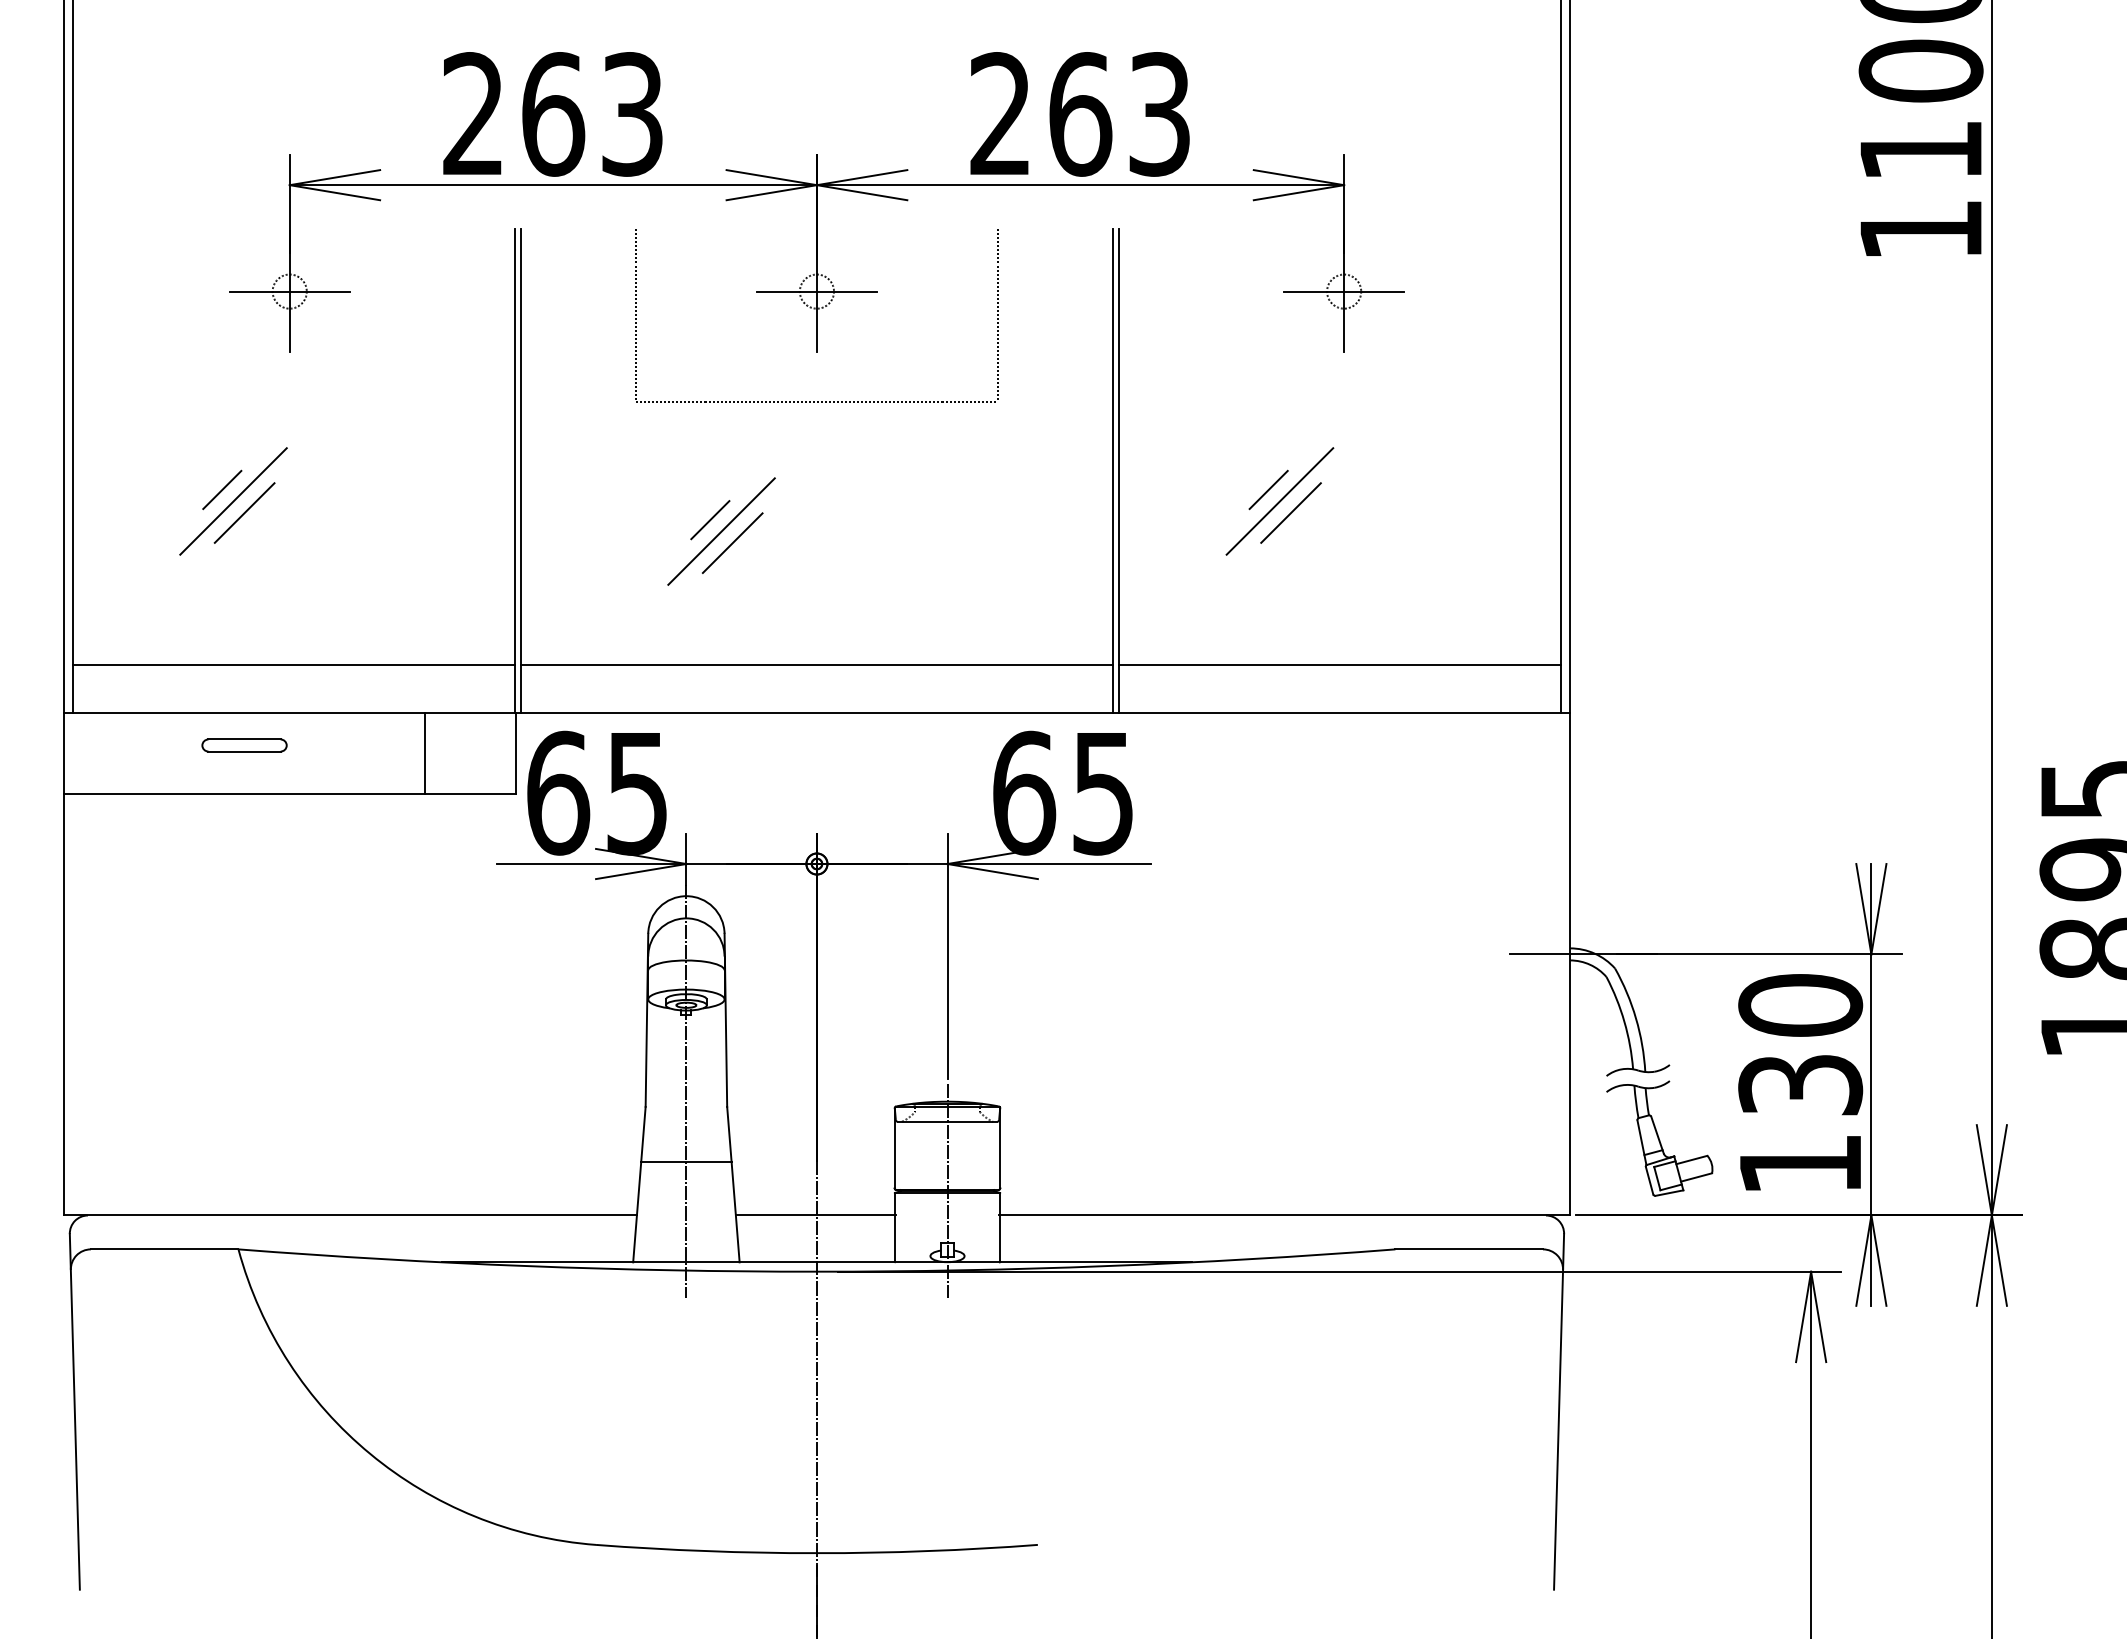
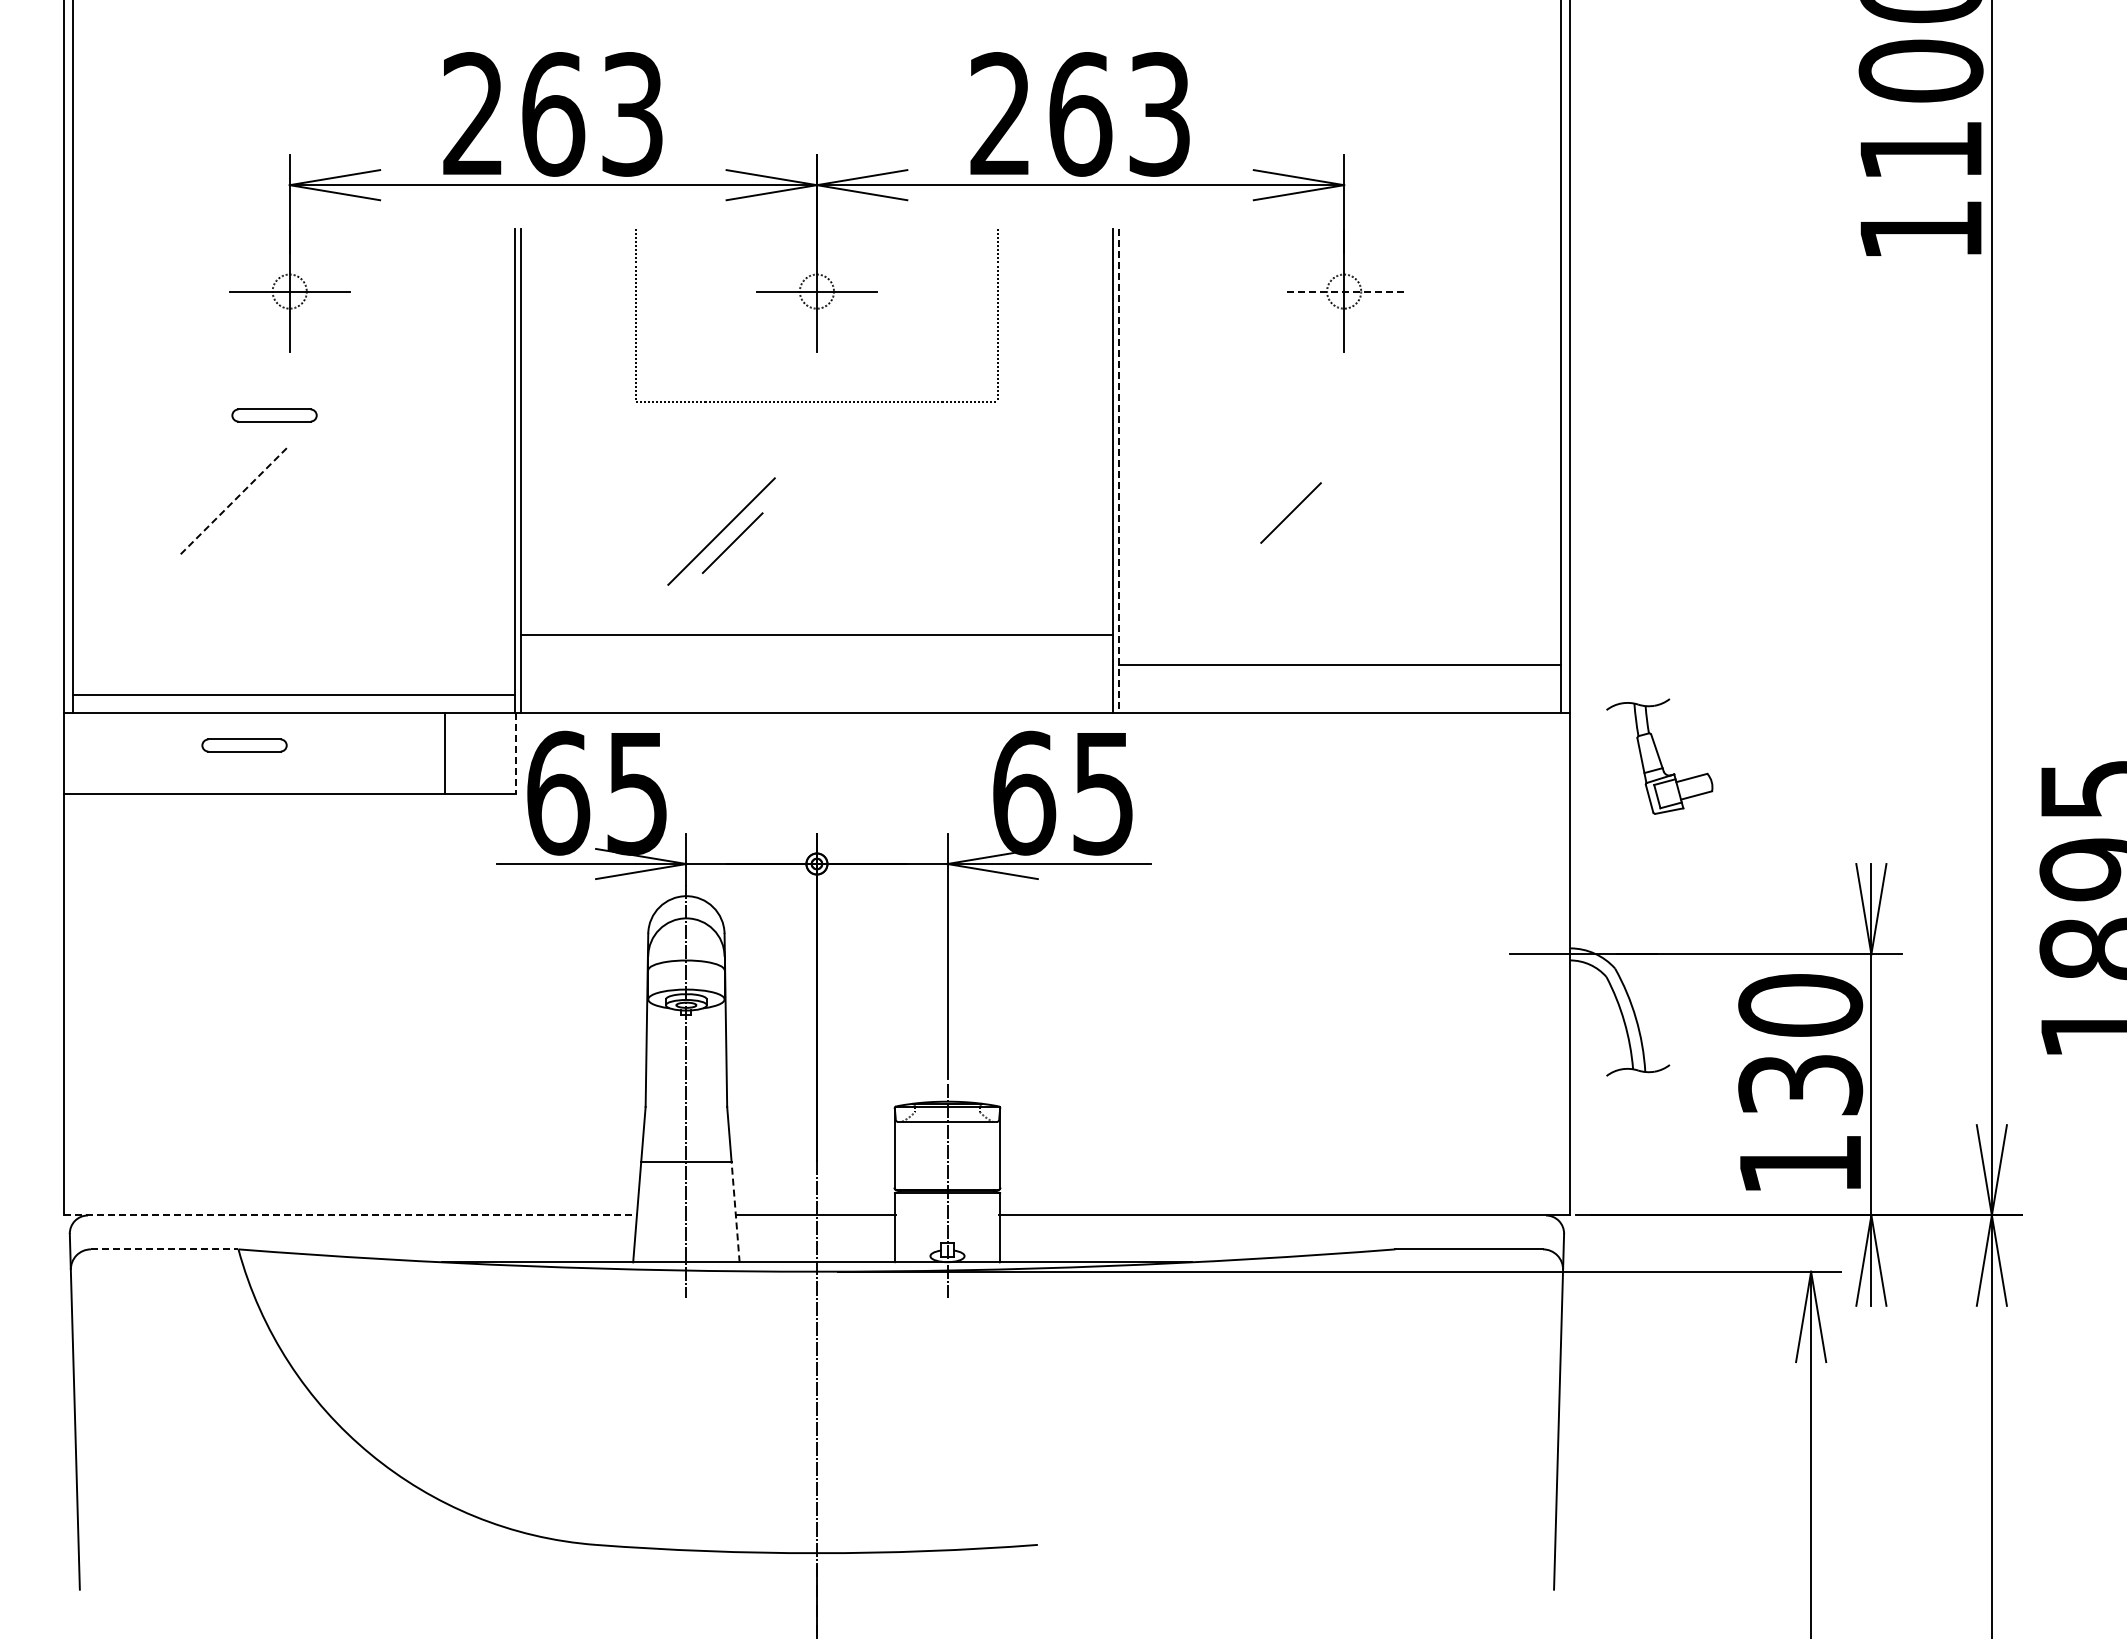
line: solid -> dashed (1343, 291)
part: none -> present (274, 415)
line: solid -> dashed (1119, 471)
line: present -> none (222, 489)
line: present -> none (1268, 489)
line: solid -> dashed (233, 501)
line: present -> none (1279, 501)
line: present -> none (244, 512)
line: present -> none (710, 520)
line position: (293, 665) -> (293, 695) (293, 695)
line position: (816, 665) -> (816, 635) (816, 635)
line position: (425, 753) -> (445, 753) (445, 753)
line: solid -> dashed (515, 754)
part position: (1659, 1138) -> (1659, 756) (1659, 756)
line: solid -> dashed (735, 1211)
line: solid -> dashed (350, 1215)
line: solid -> dashed (164, 1249)
